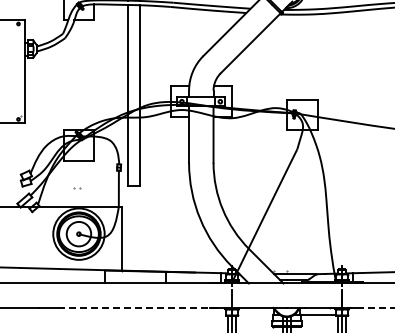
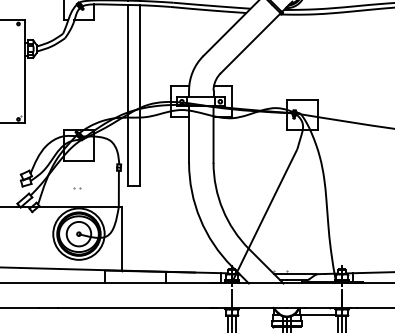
line: dashed -> solid (134, 307)
line: dashed -> solid (375, 307)
